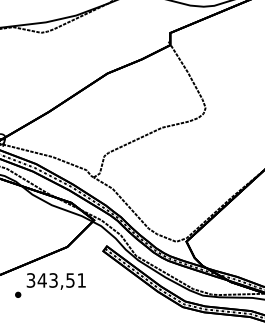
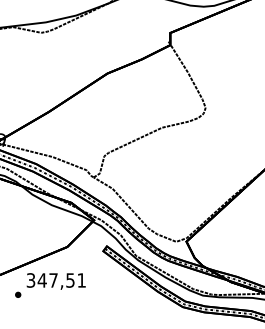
text: 343,51 -> 347,51 (53, 280)
